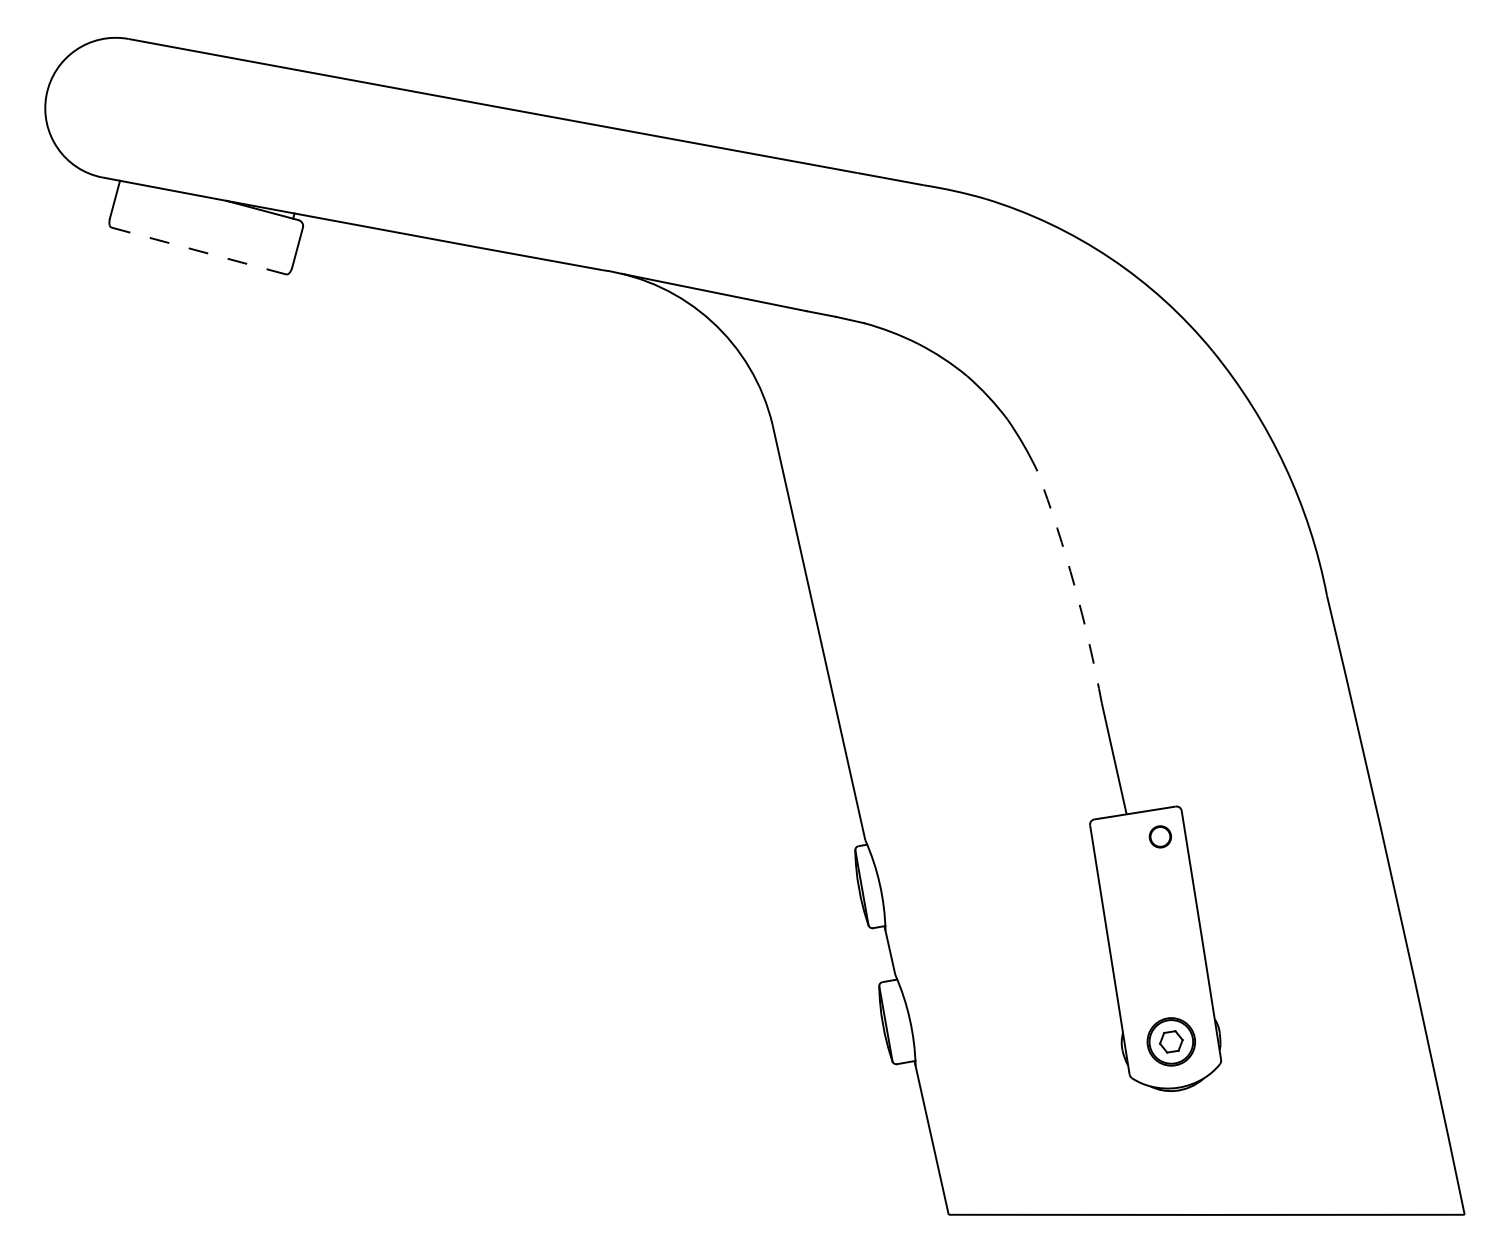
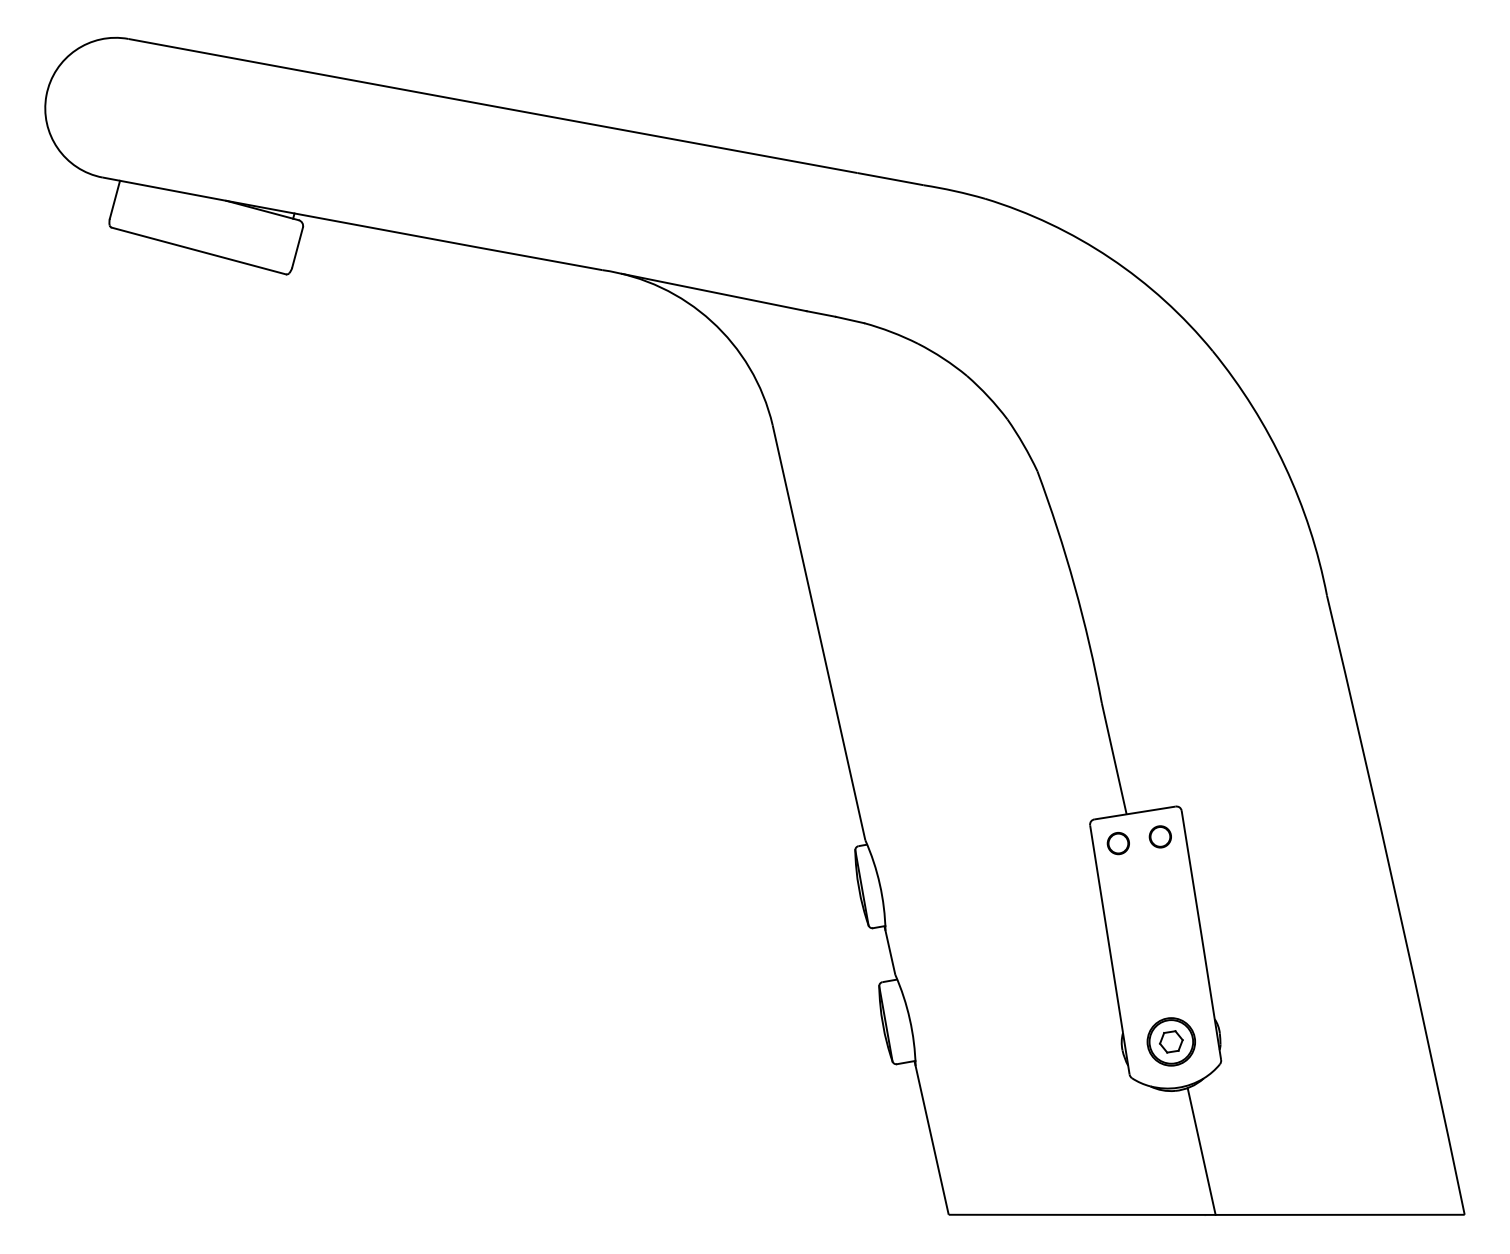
line: dashed -> solid (198, 250)
arc: dashed -> solid (1074, 585)
circle: none -> present (1117, 843)
line: none -> present (1201, 1151)
